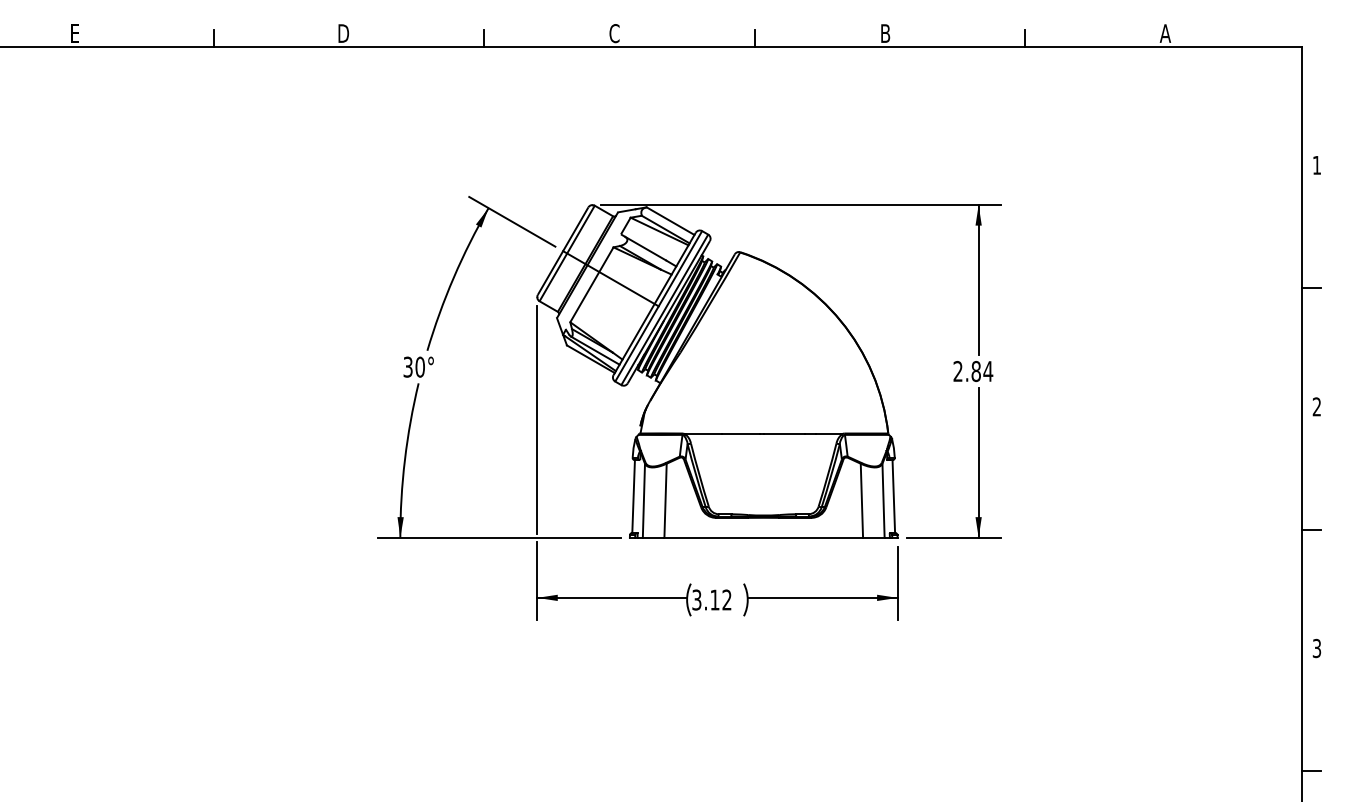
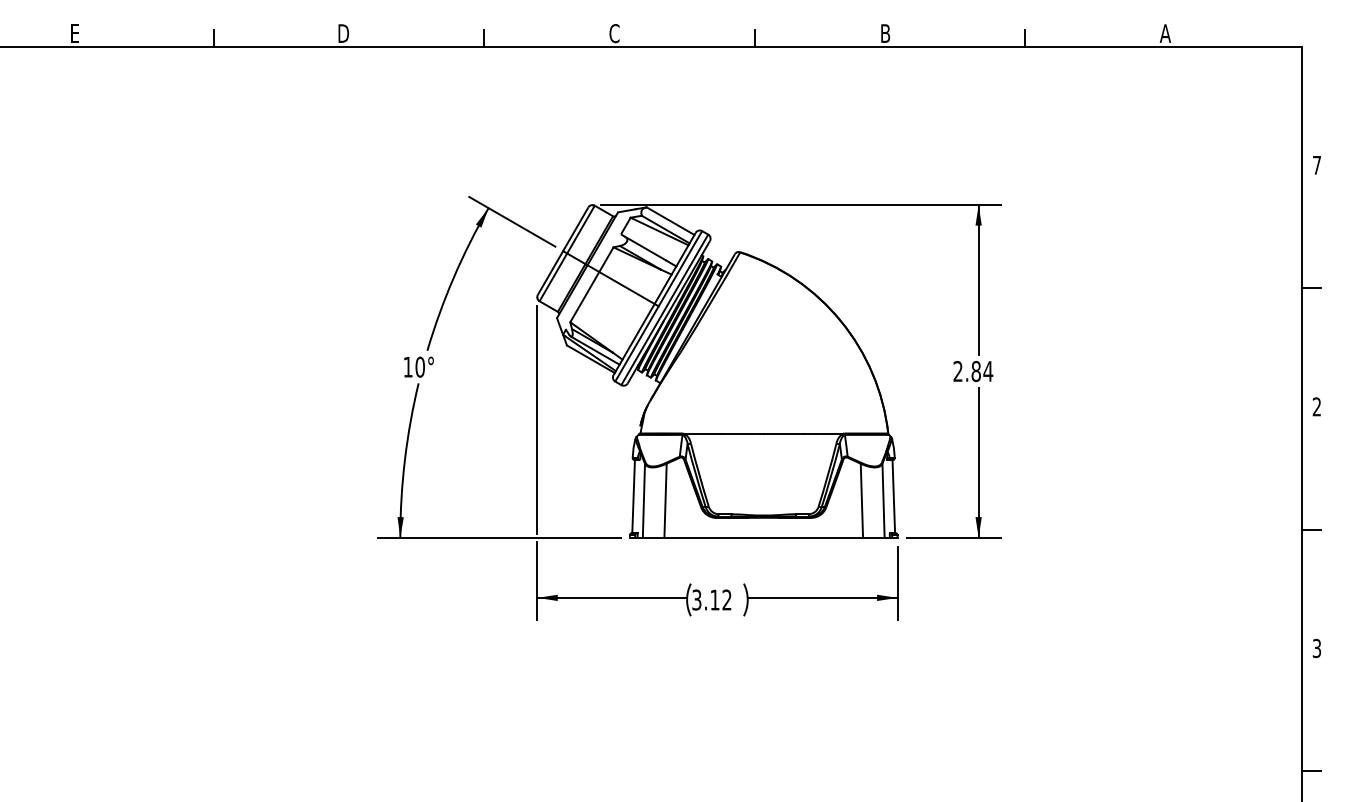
text: 1 -> 7 (1316, 165)
text: 30° -> 10° (407, 366)
